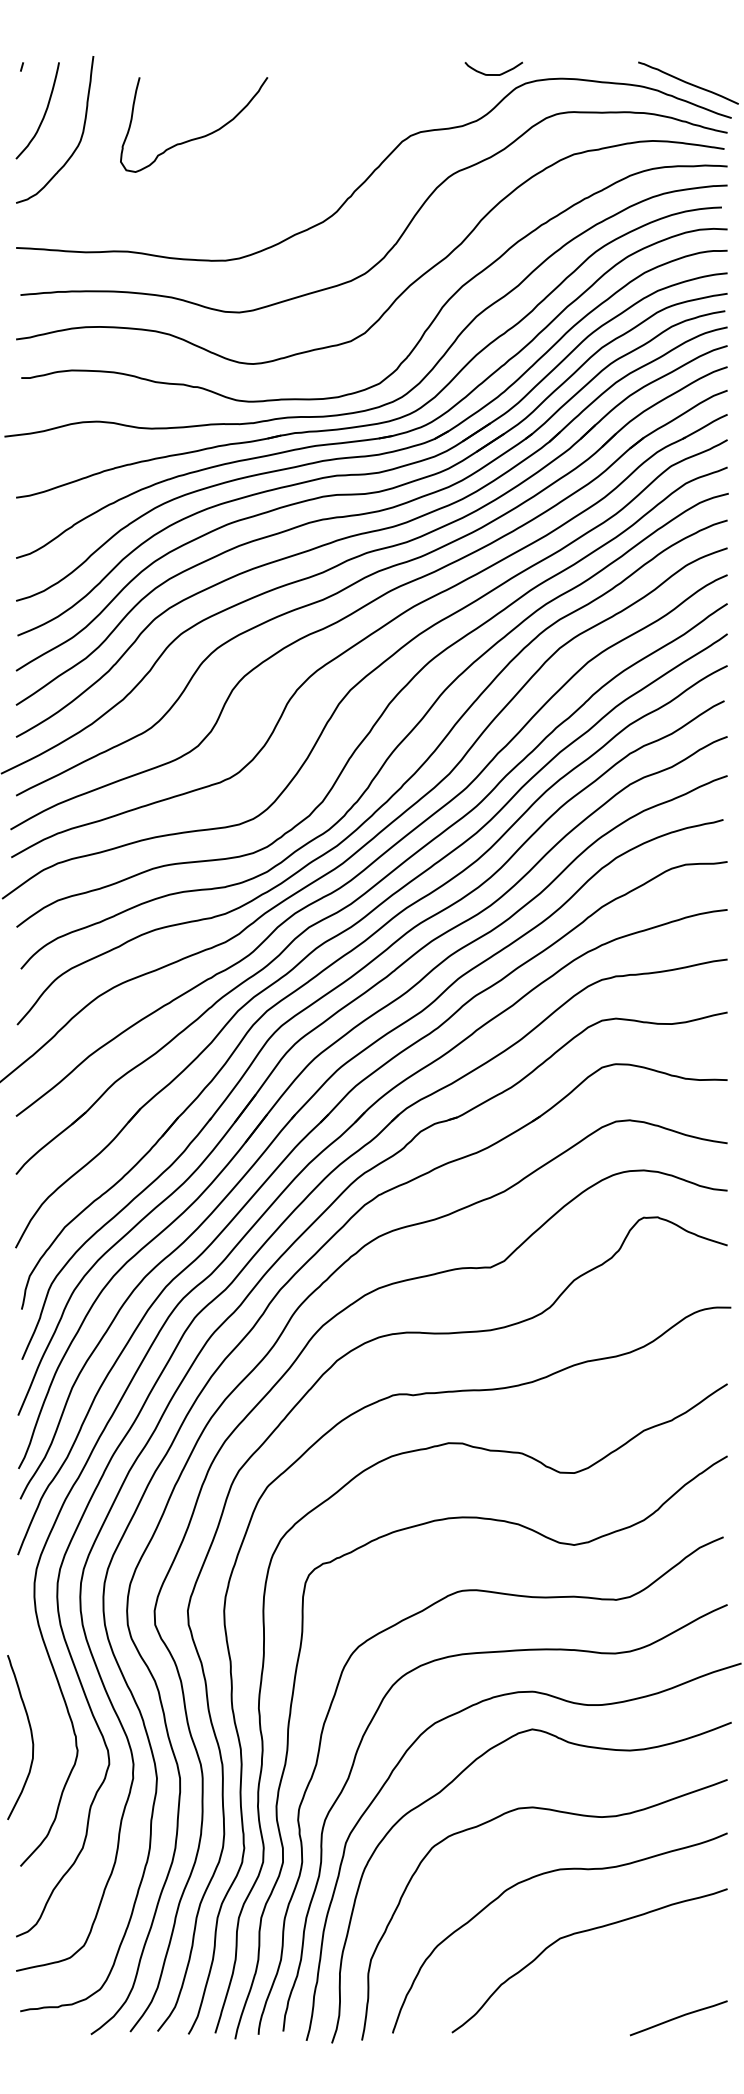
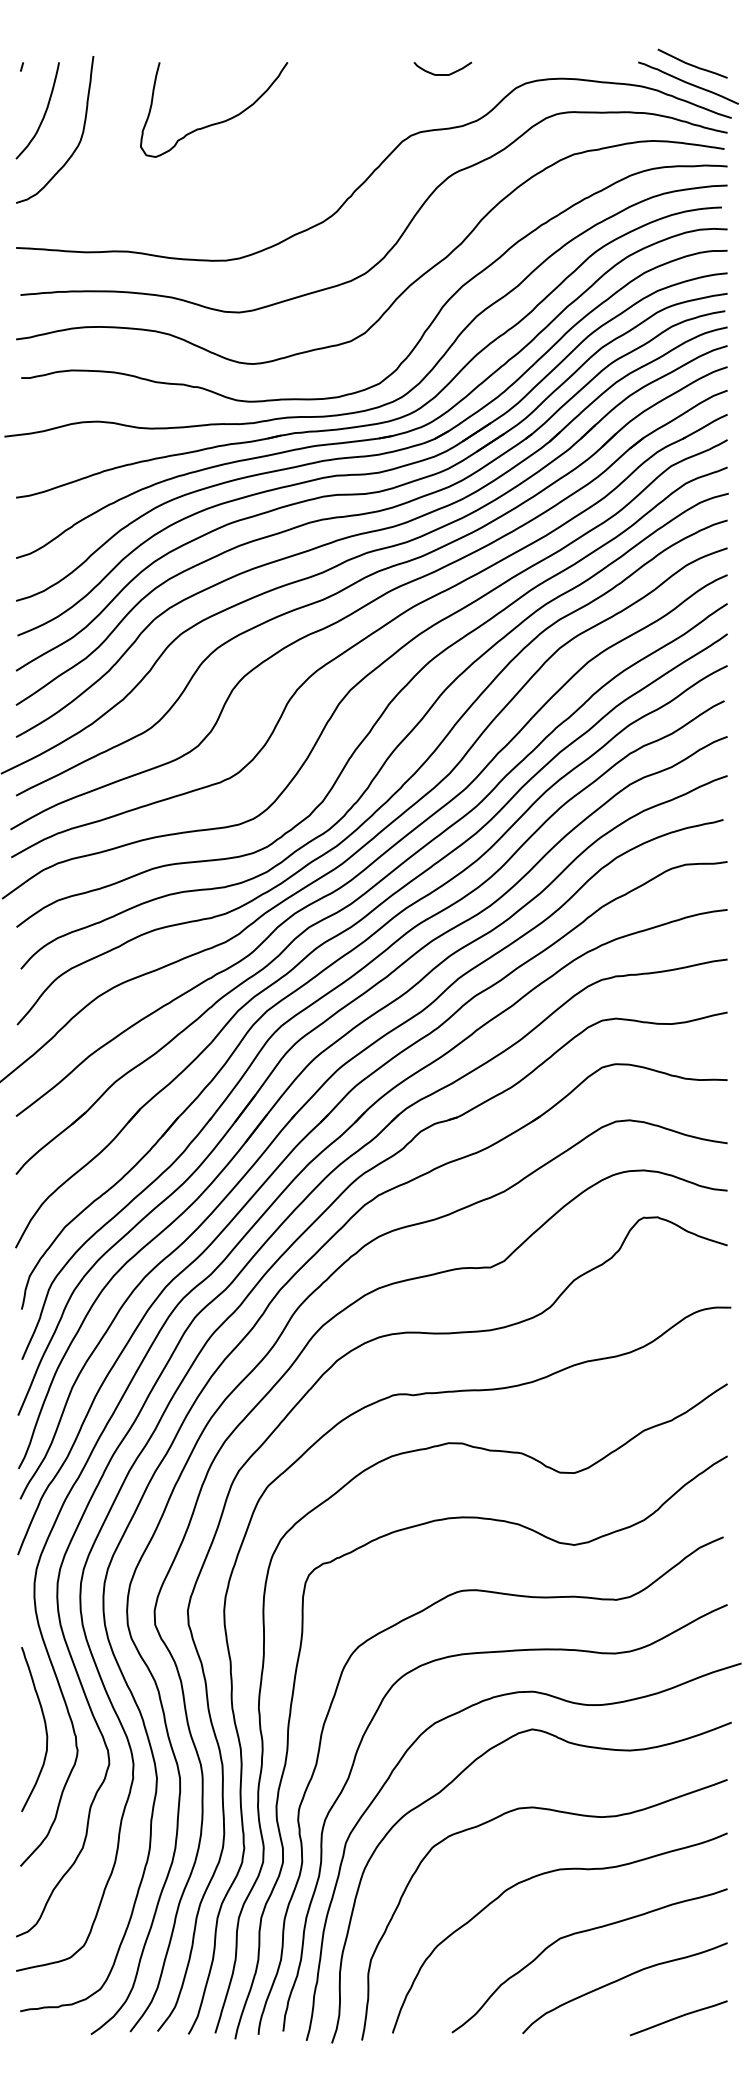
curve: none -> present (692, 64)
curve position: (493, 74) -> (442, 74) (442, 74)
curve position: (196, 137) -> (216, 122) (216, 122)
curve position: (30, 1734) -> (44, 1726) (44, 1726)
curve: none -> present (620, 1980)
